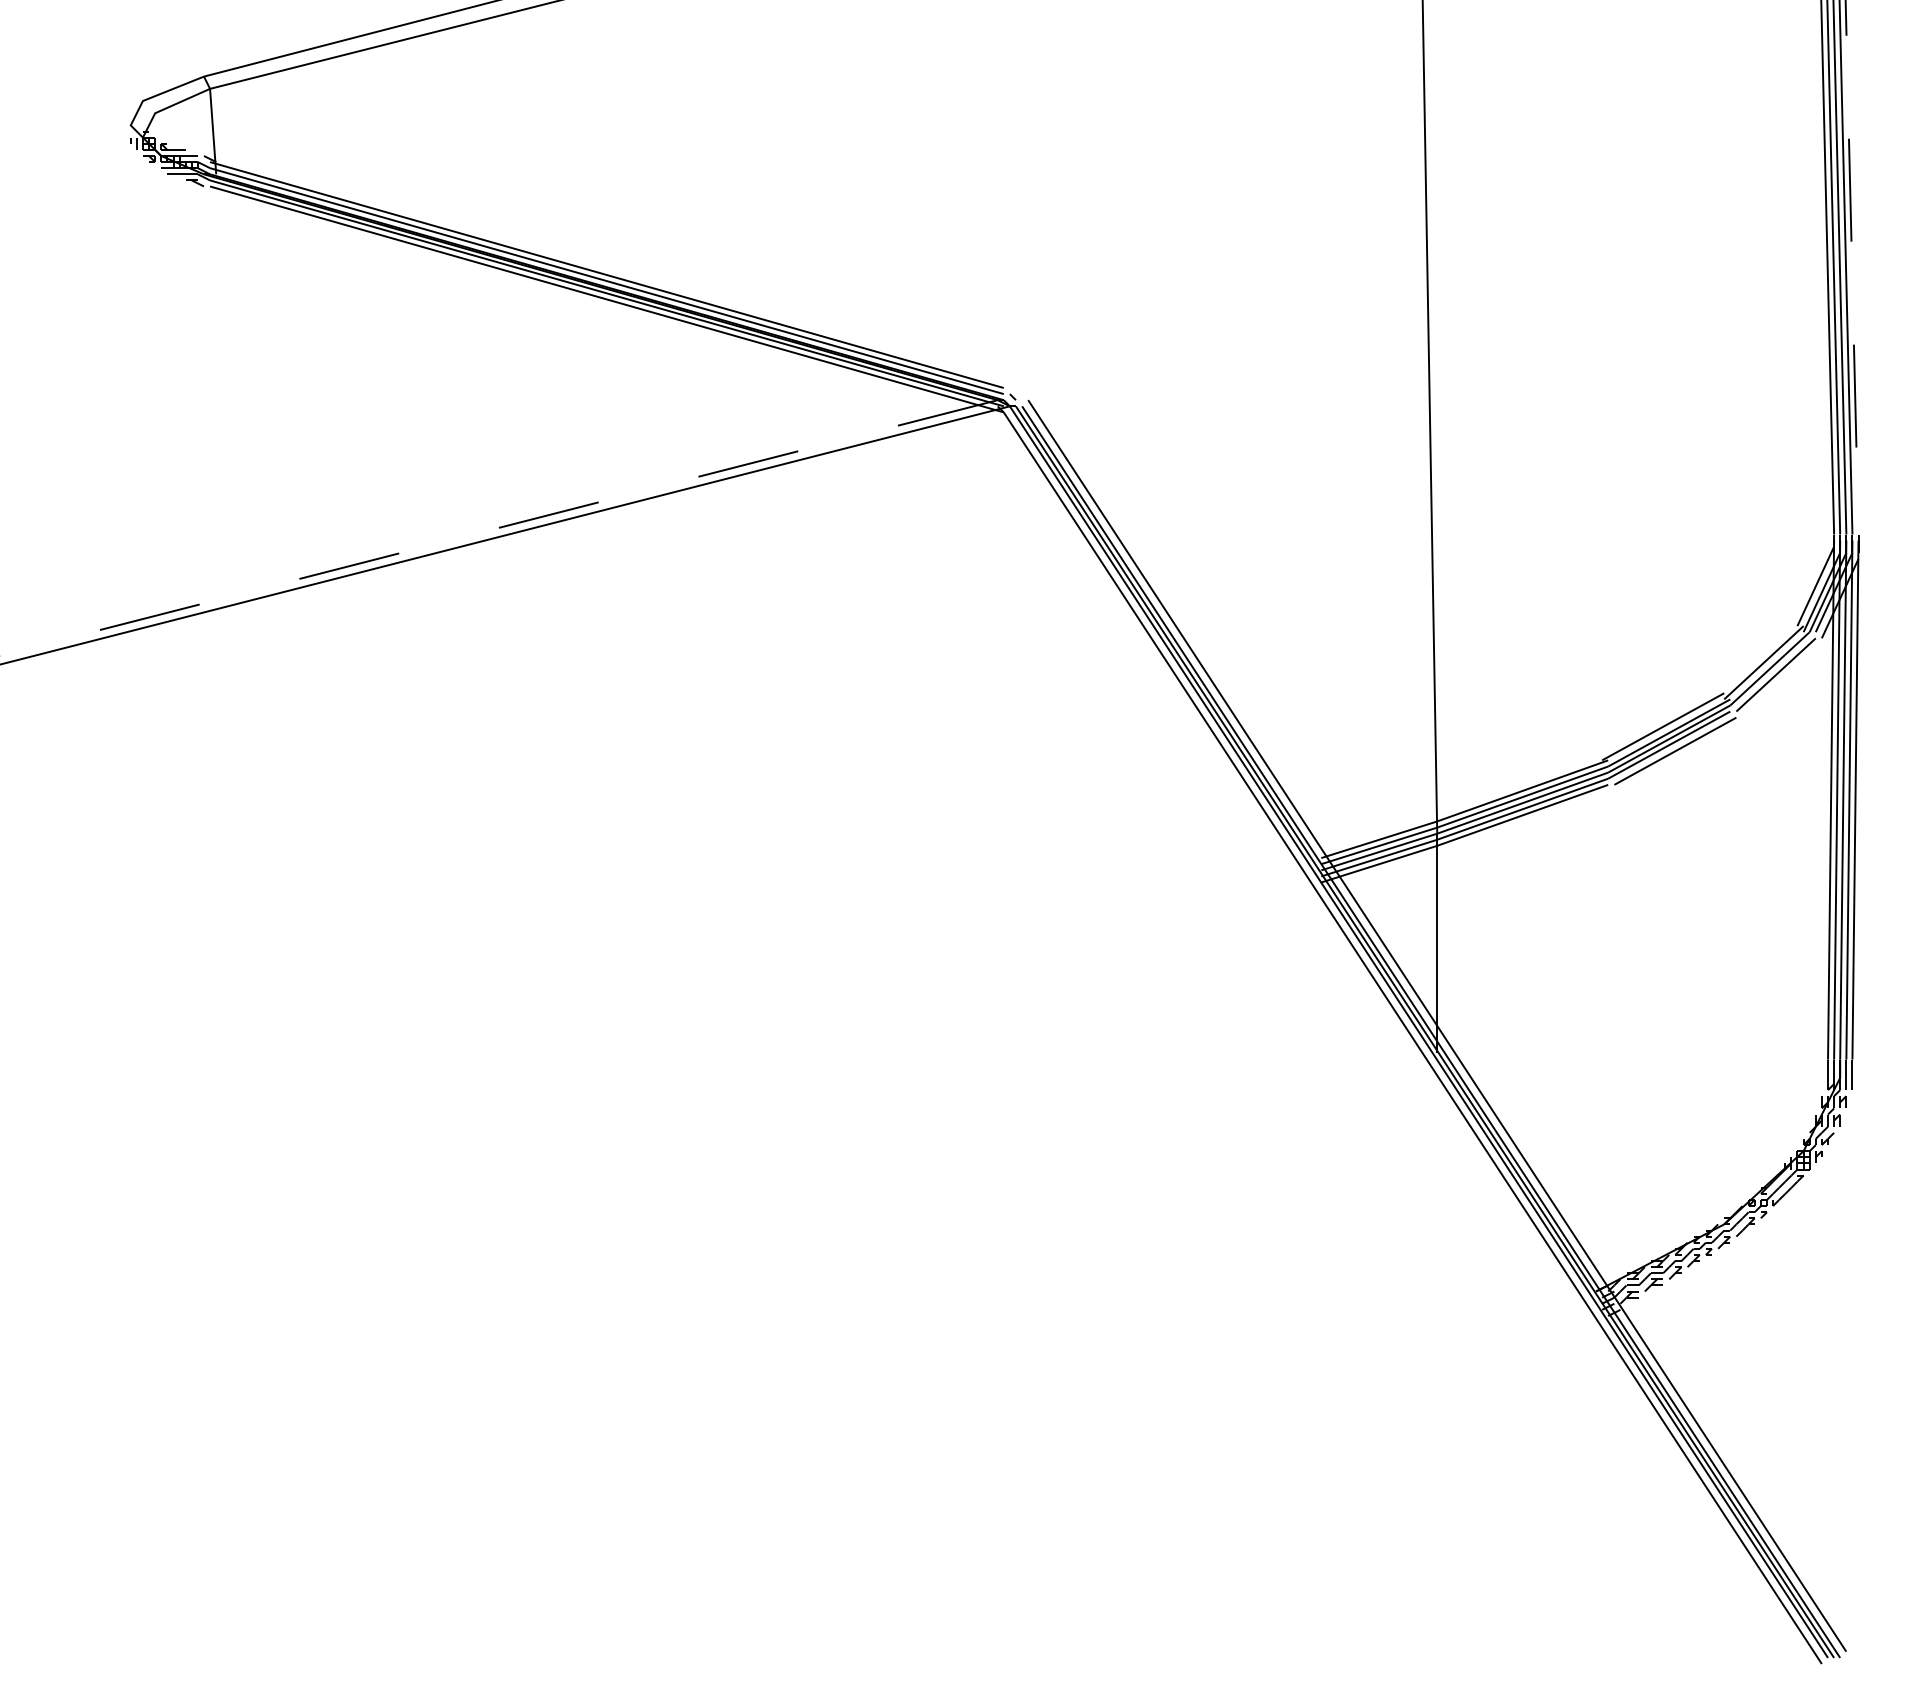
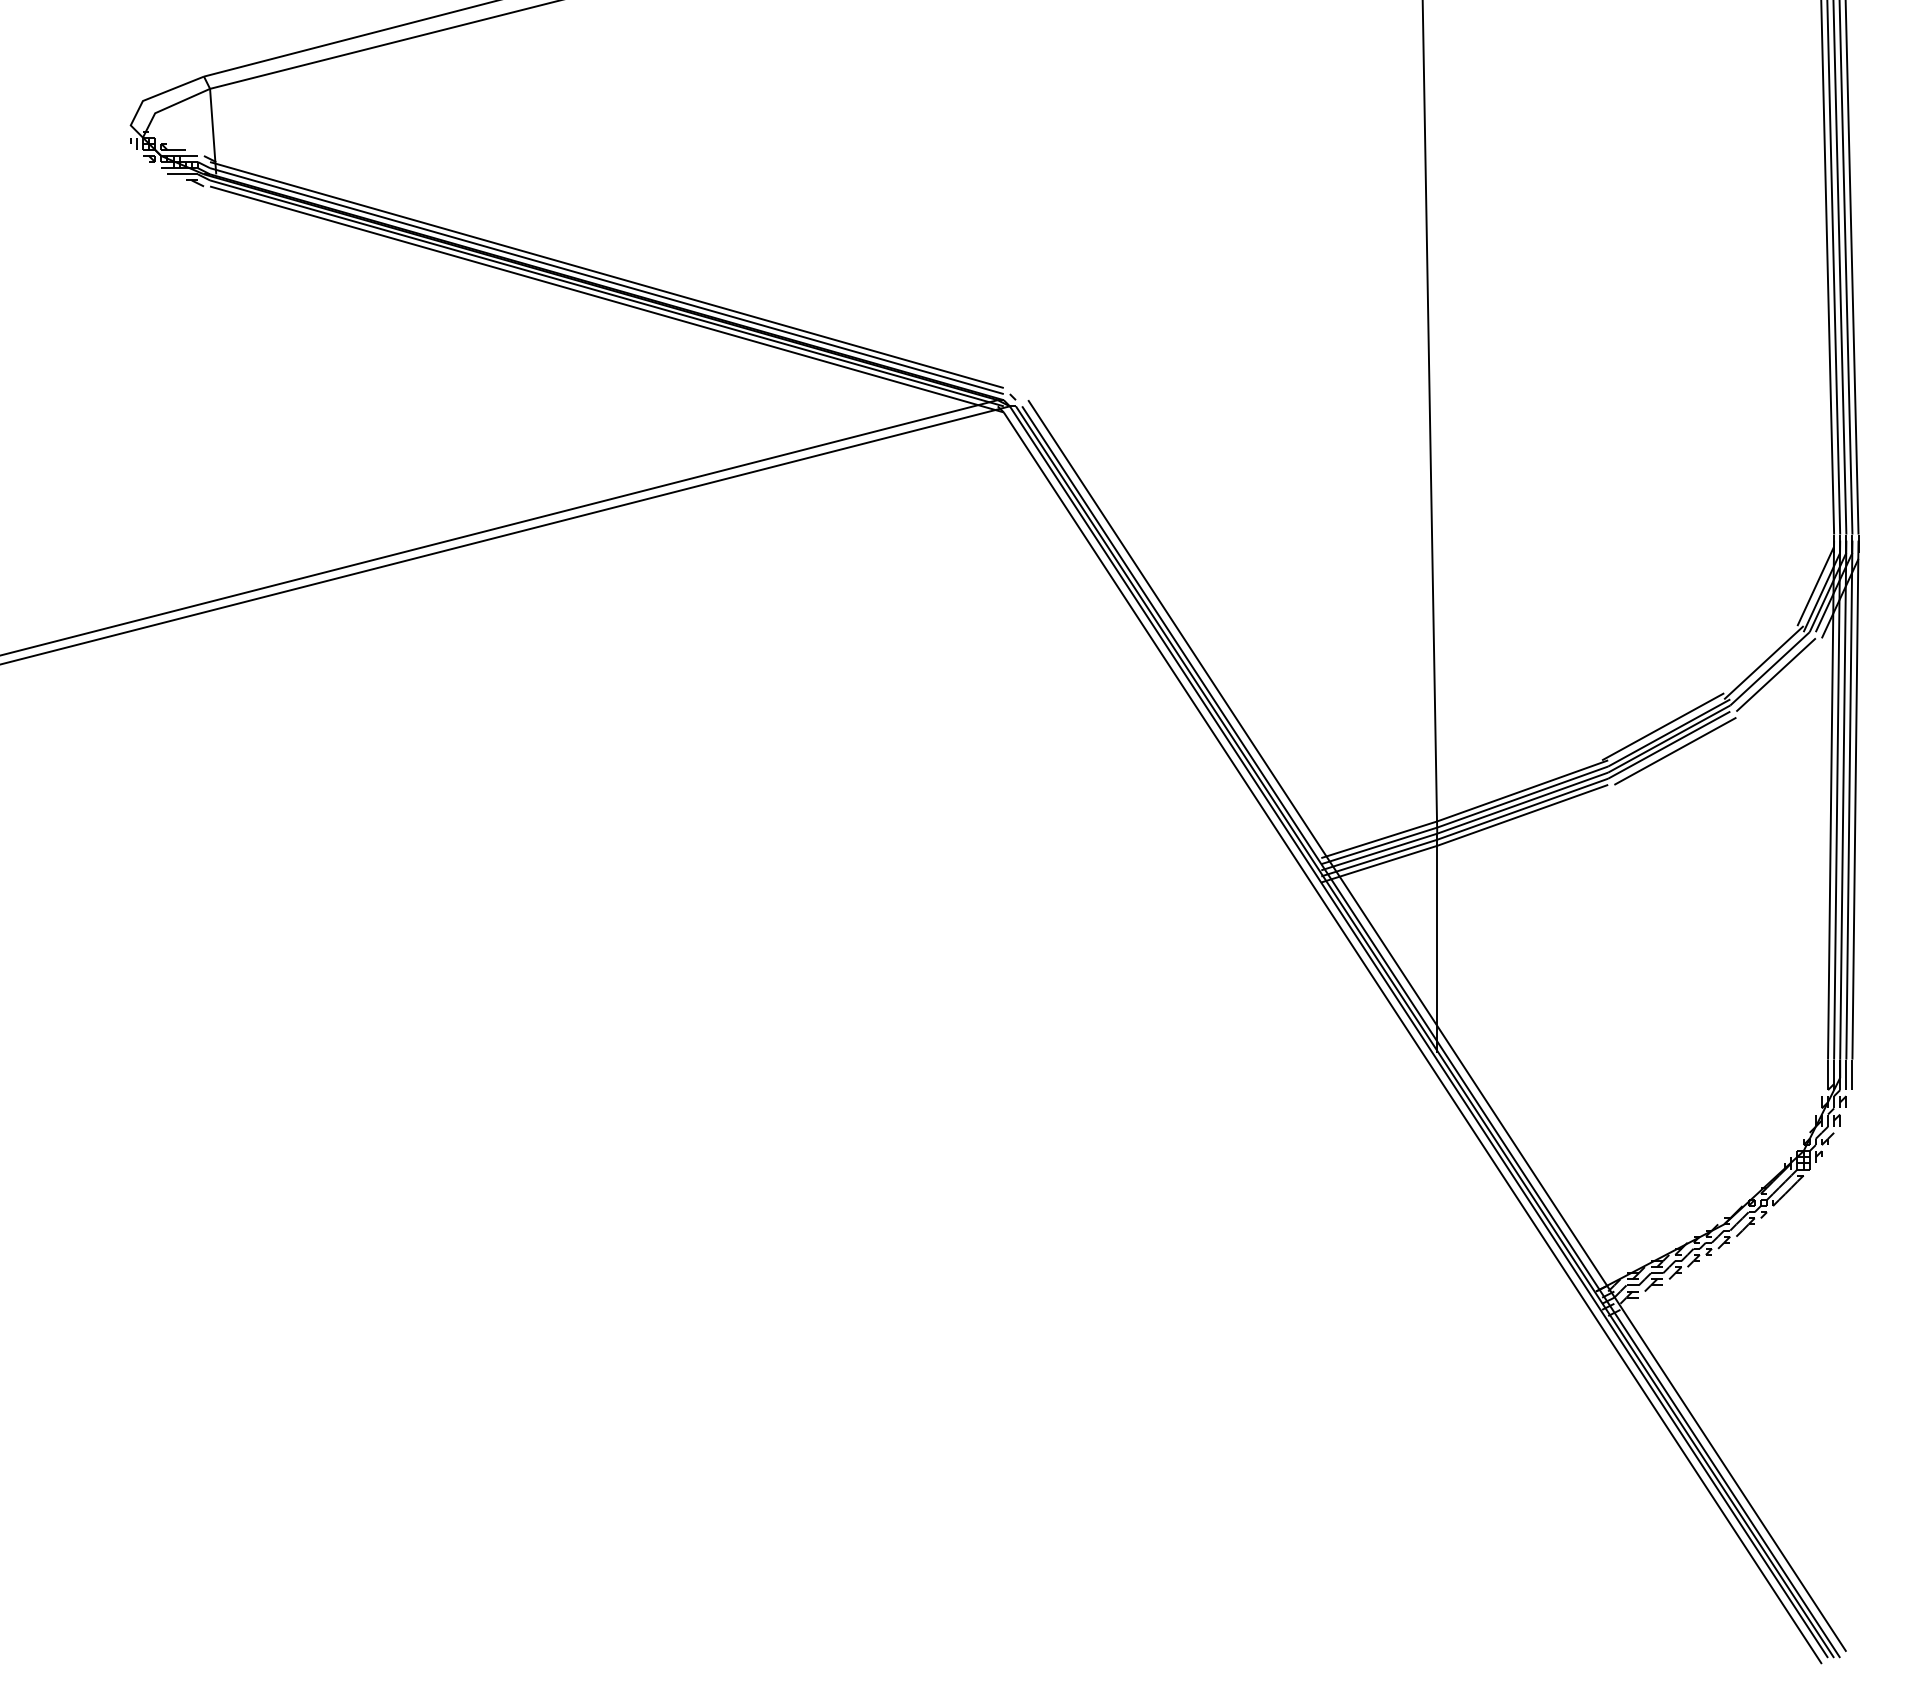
line: dashed -> solid (1852, 267)
line: dashed -> solid (498, 527)
